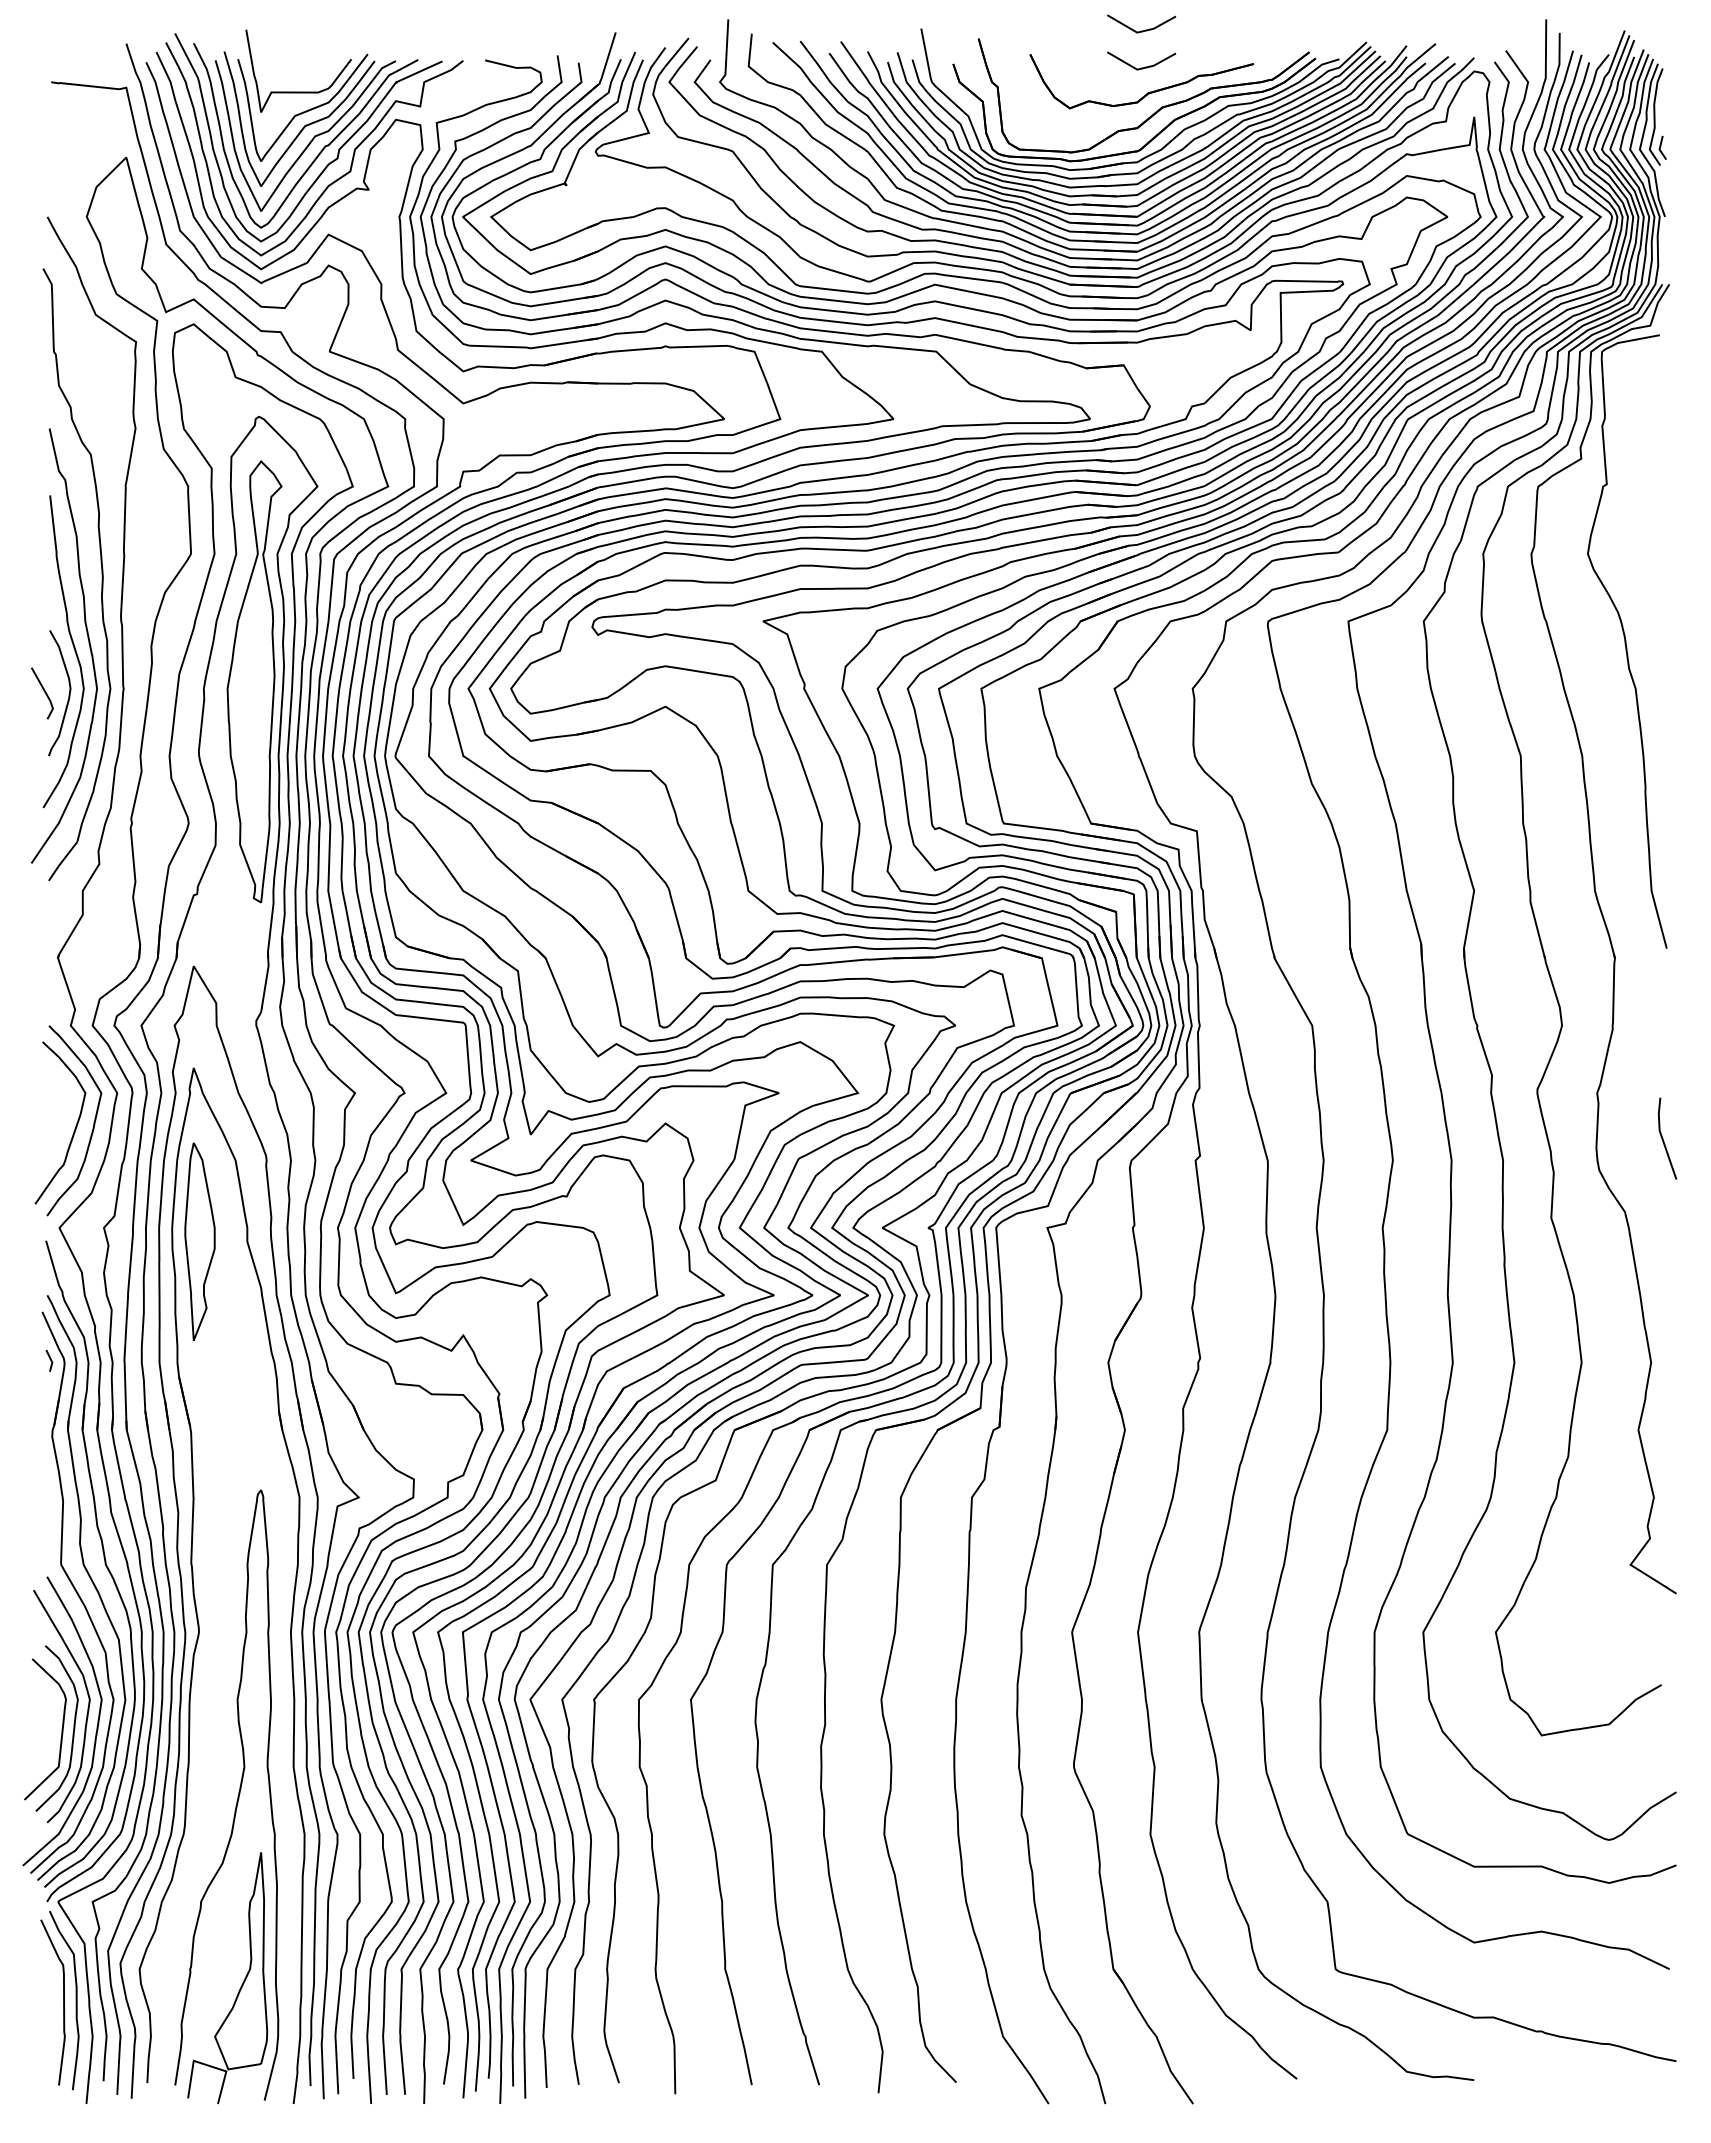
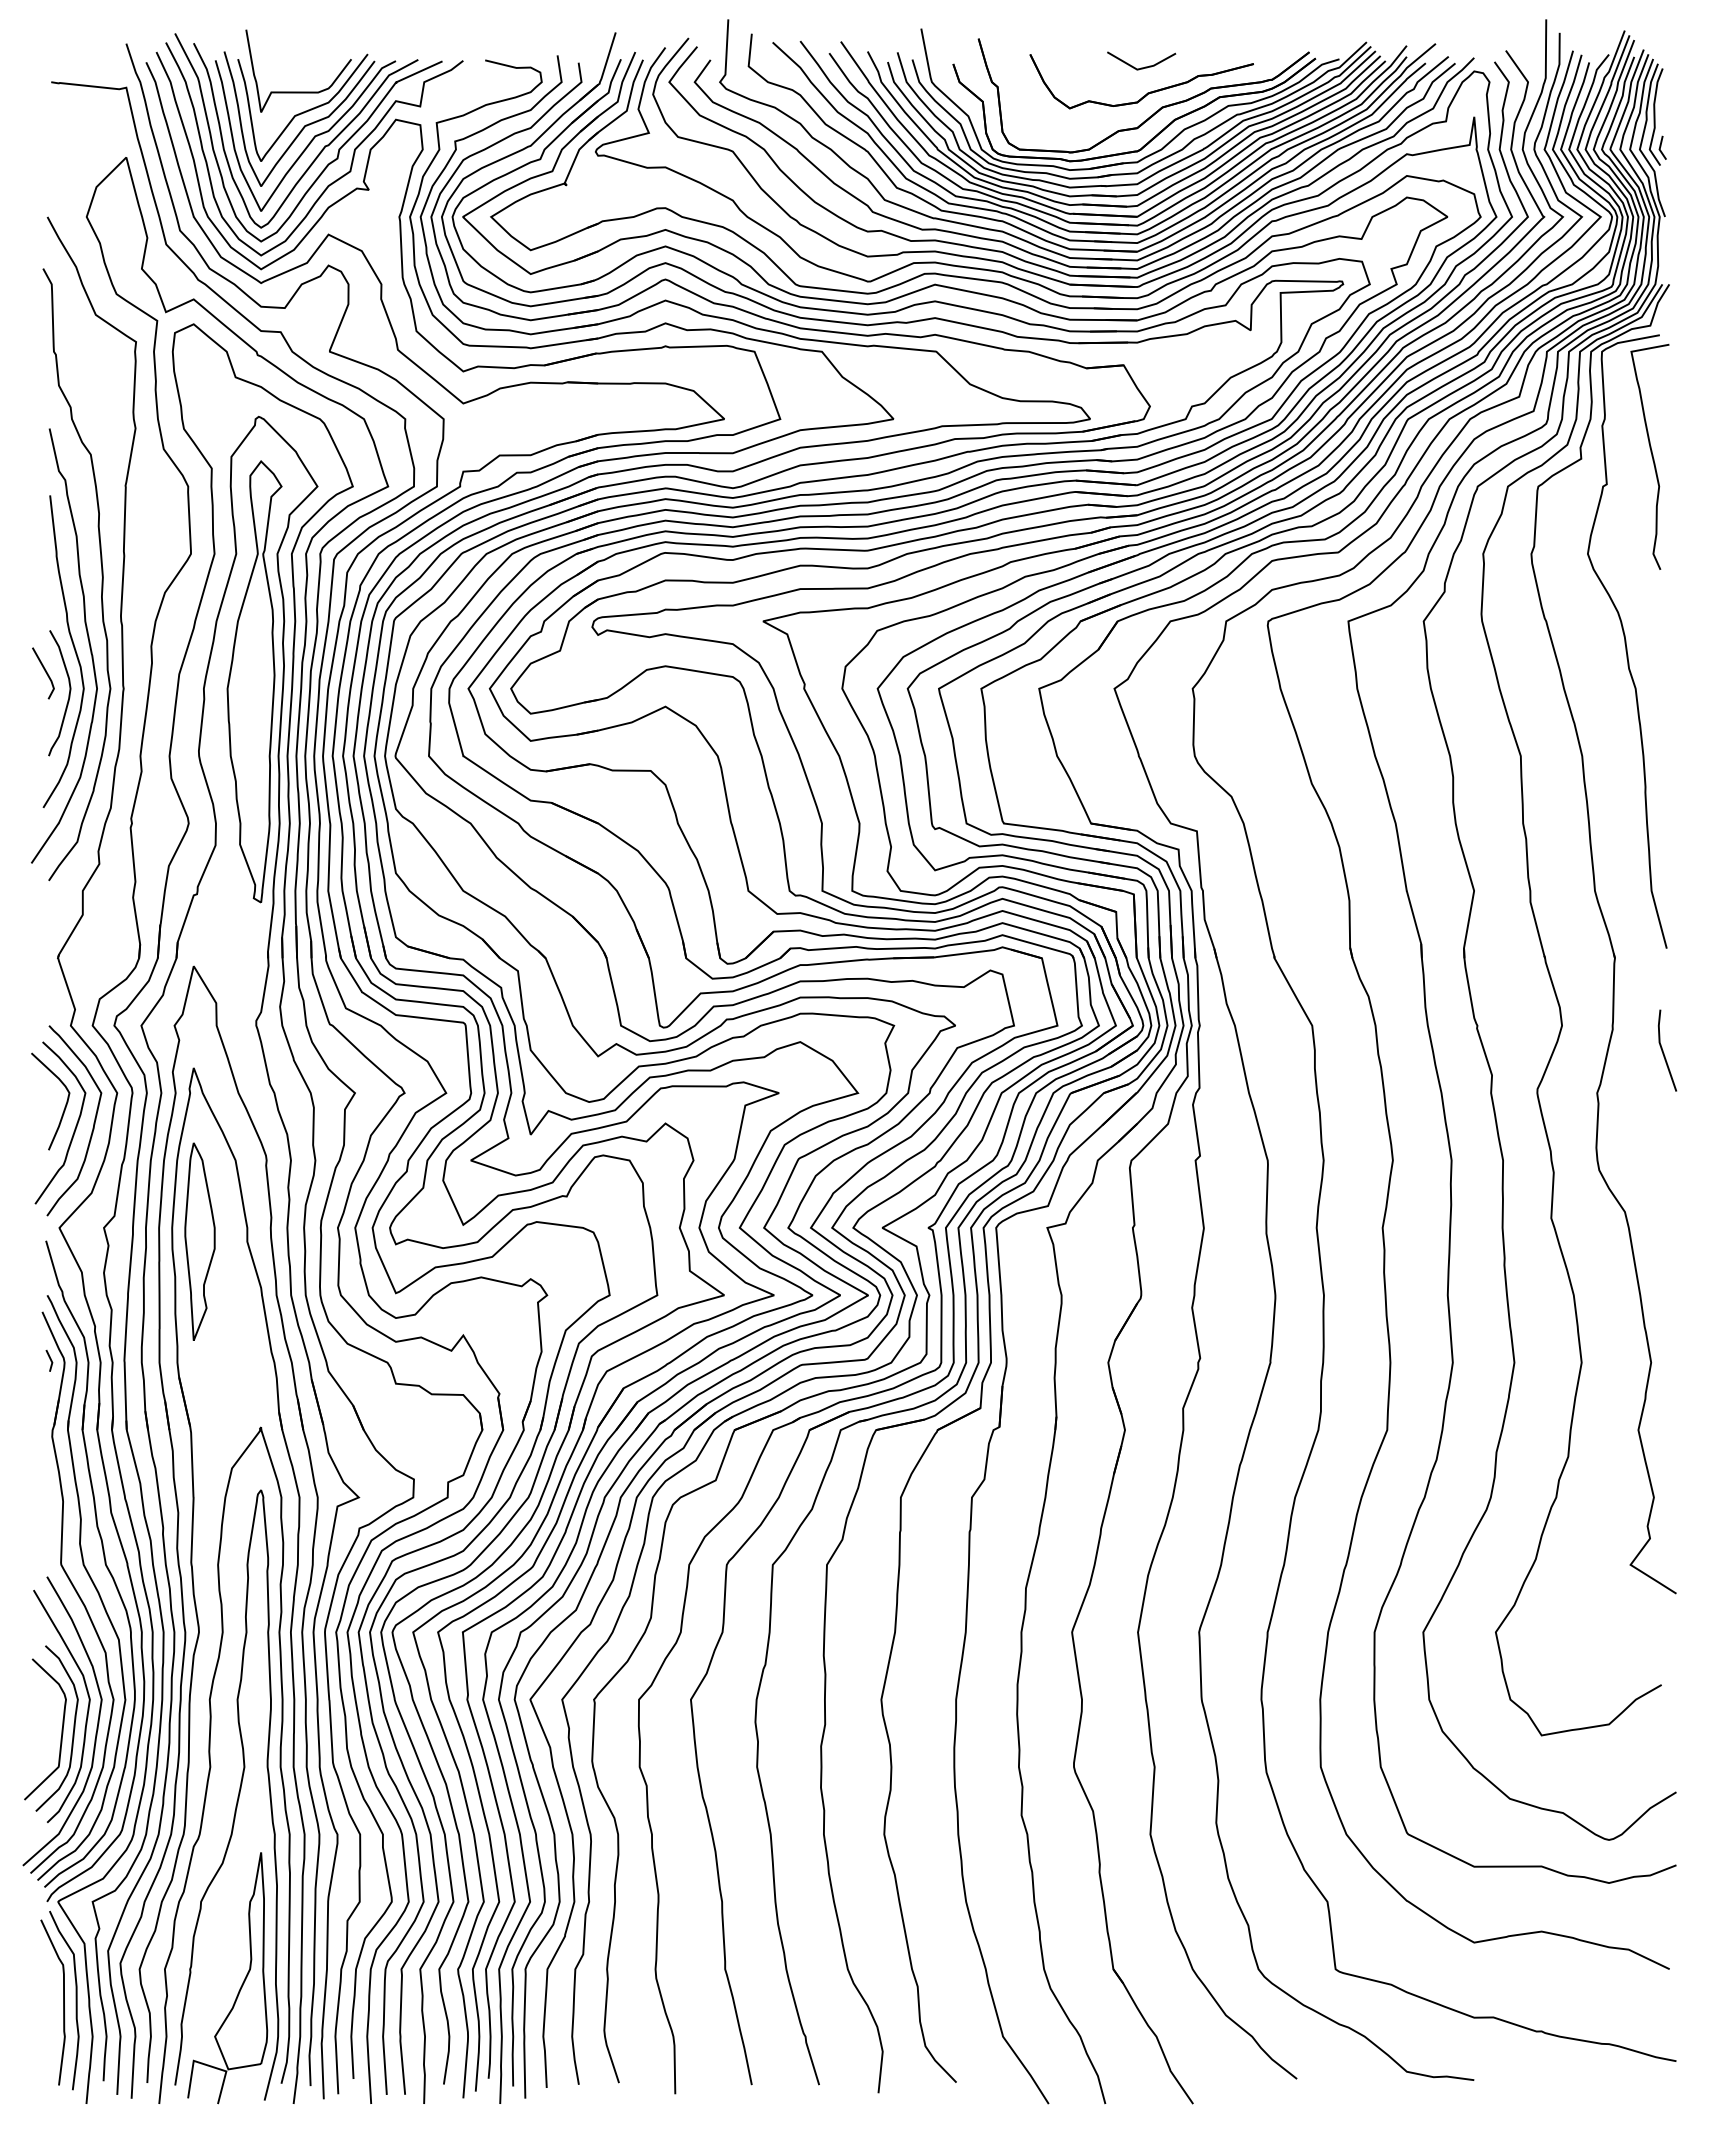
line: present -> none (1141, 30)
curve: none -> present (1651, 456)
line position: (43, 691) -> (44, 671) (44, 671)
curve: none -> present (64, 1106)
line position: (1663, 1138) -> (1663, 1050) (1663, 1050)
curve: none -> present (211, 1764)
